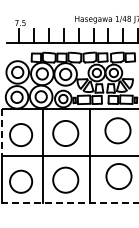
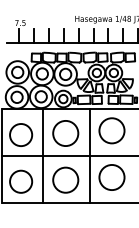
circle position: (117, 130) -> (111, 130) (111, 130)
line: dashed -> solid (2, 132)
circle position: (118, 176) -> (111, 177) (111, 177)
line: dashed -> solid (69, 202)
